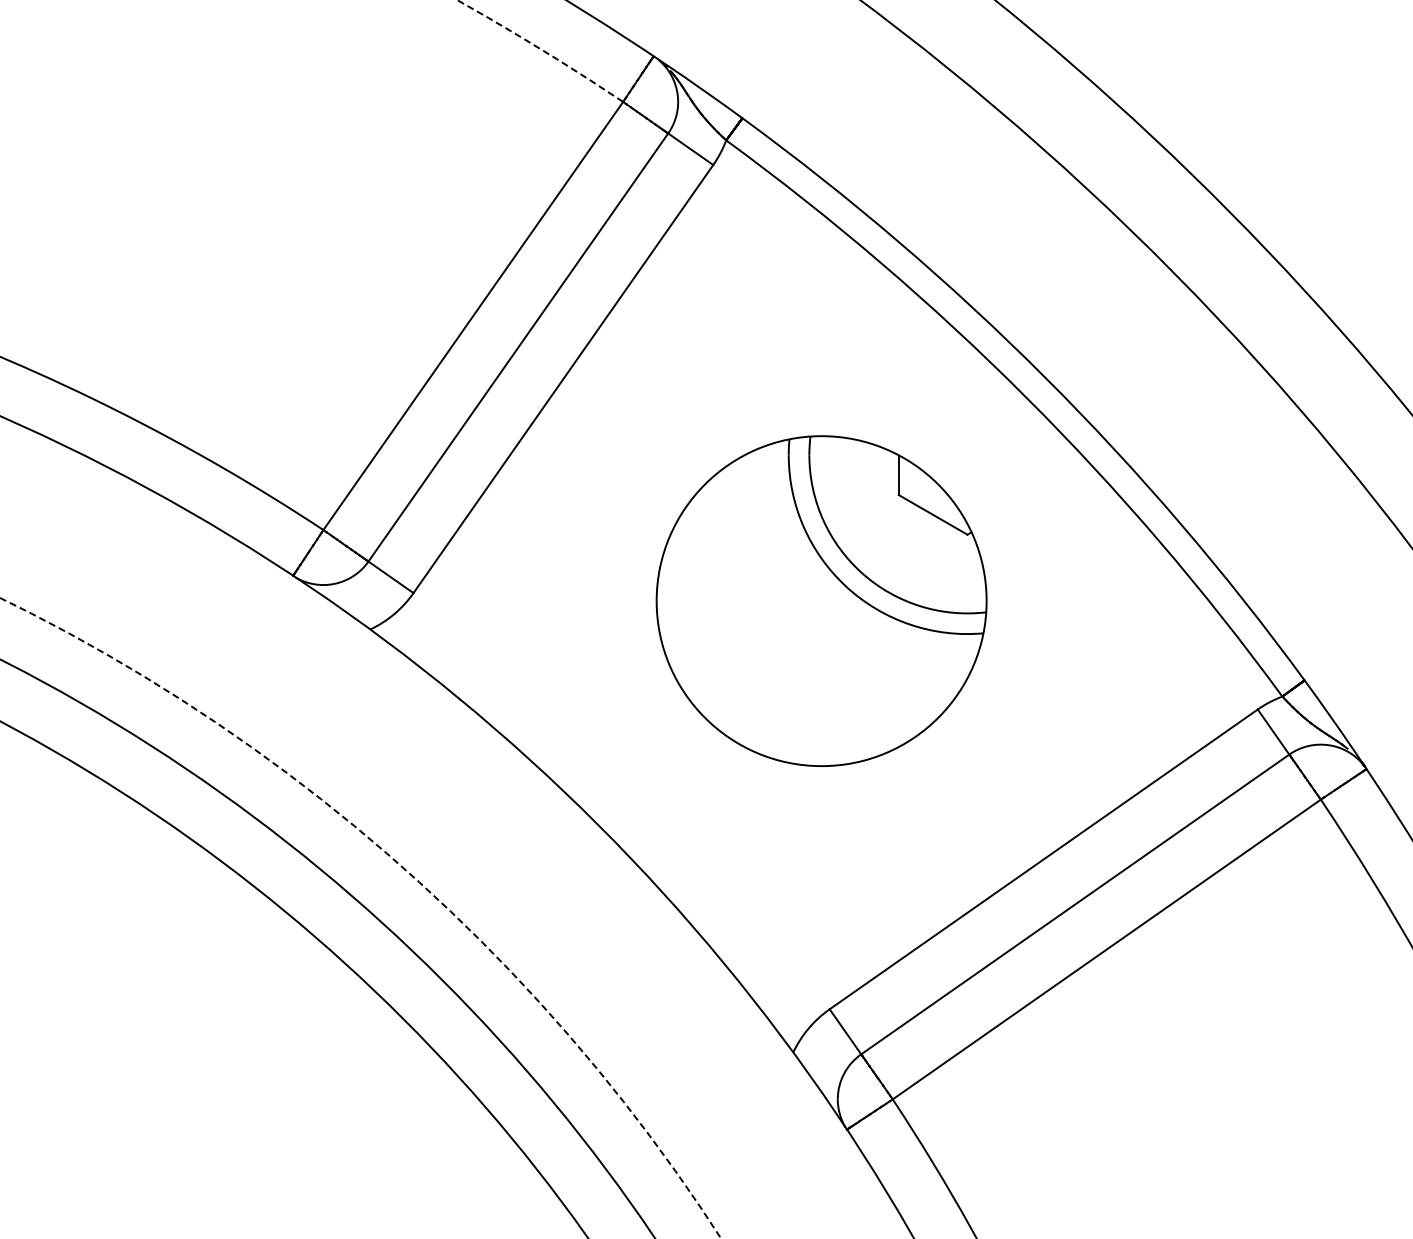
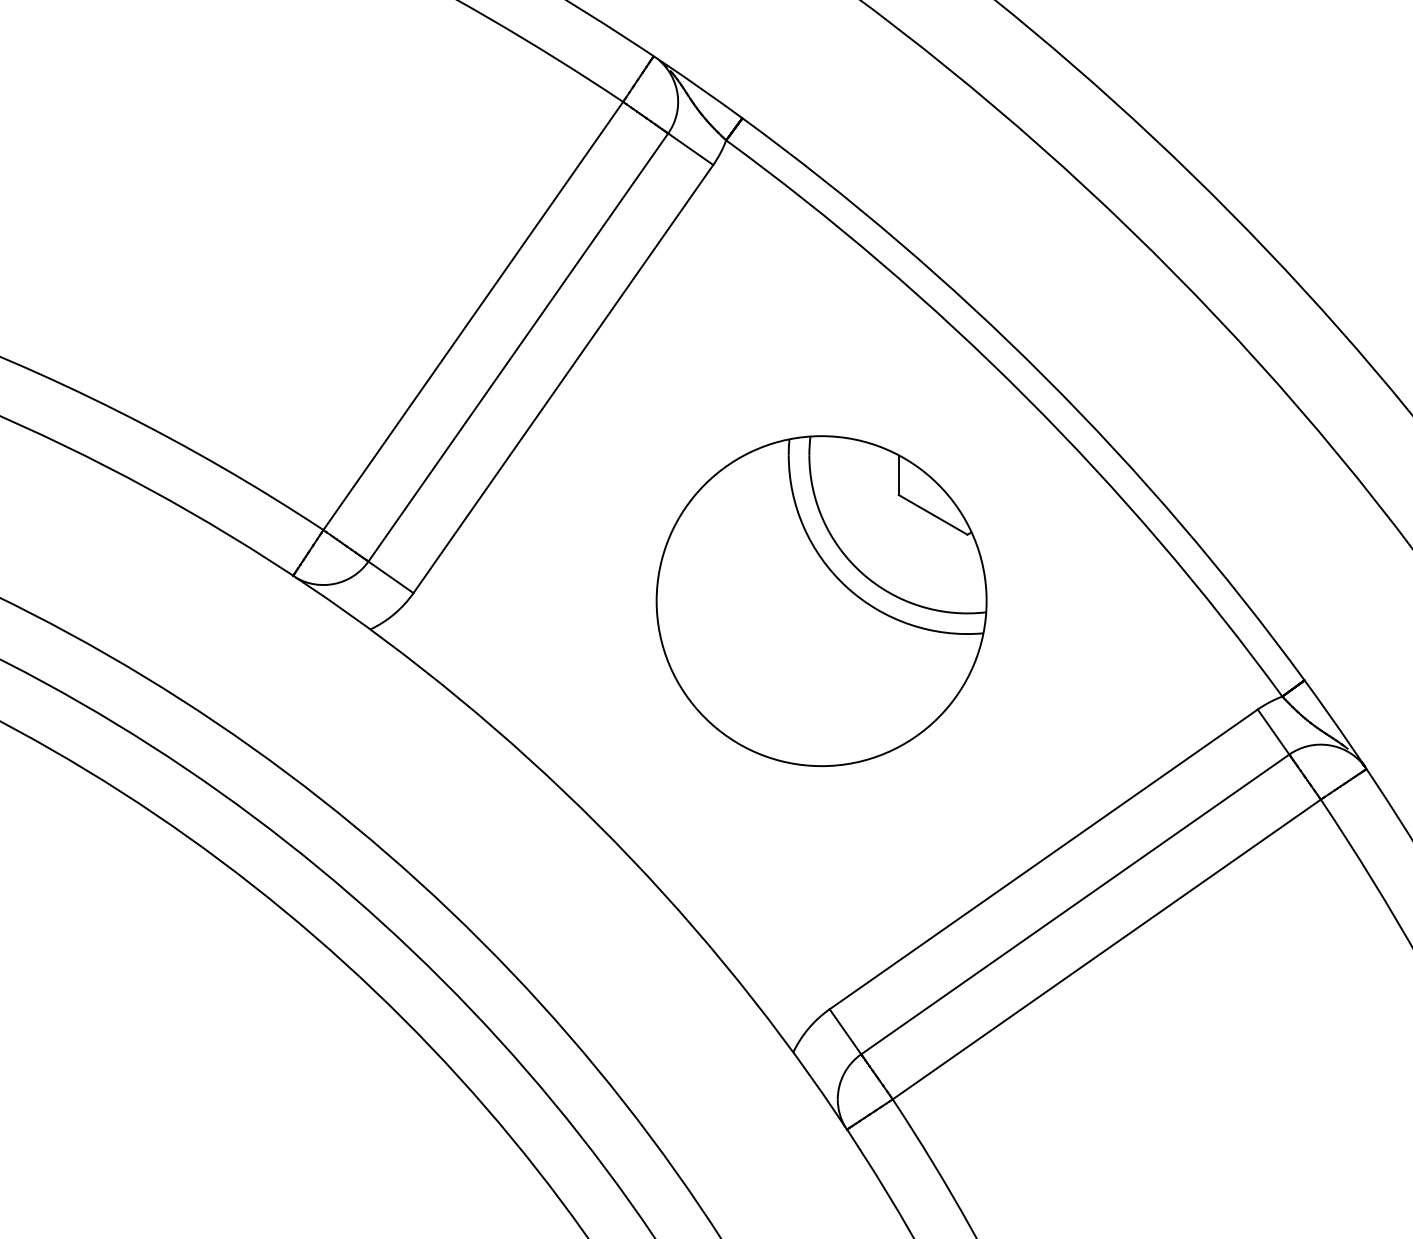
arc: dashed -> solid (540, 49)
arc: dashed -> solid (402, 867)
